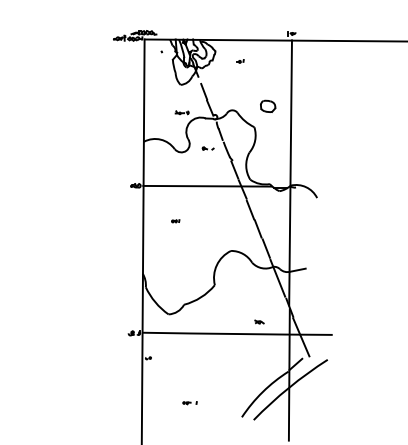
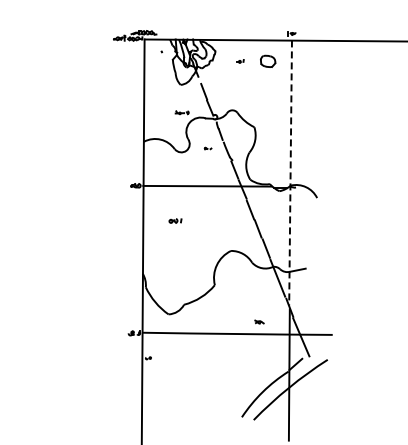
part position: (268, 105) -> (268, 60) (268, 60)
part size: 14x5 px -> 10x5 px (207, 148)
line: solid -> dashed (290, 173)
part size: 10x5 px -> 15x6 px (175, 220)
part: present -> none (189, 403)
